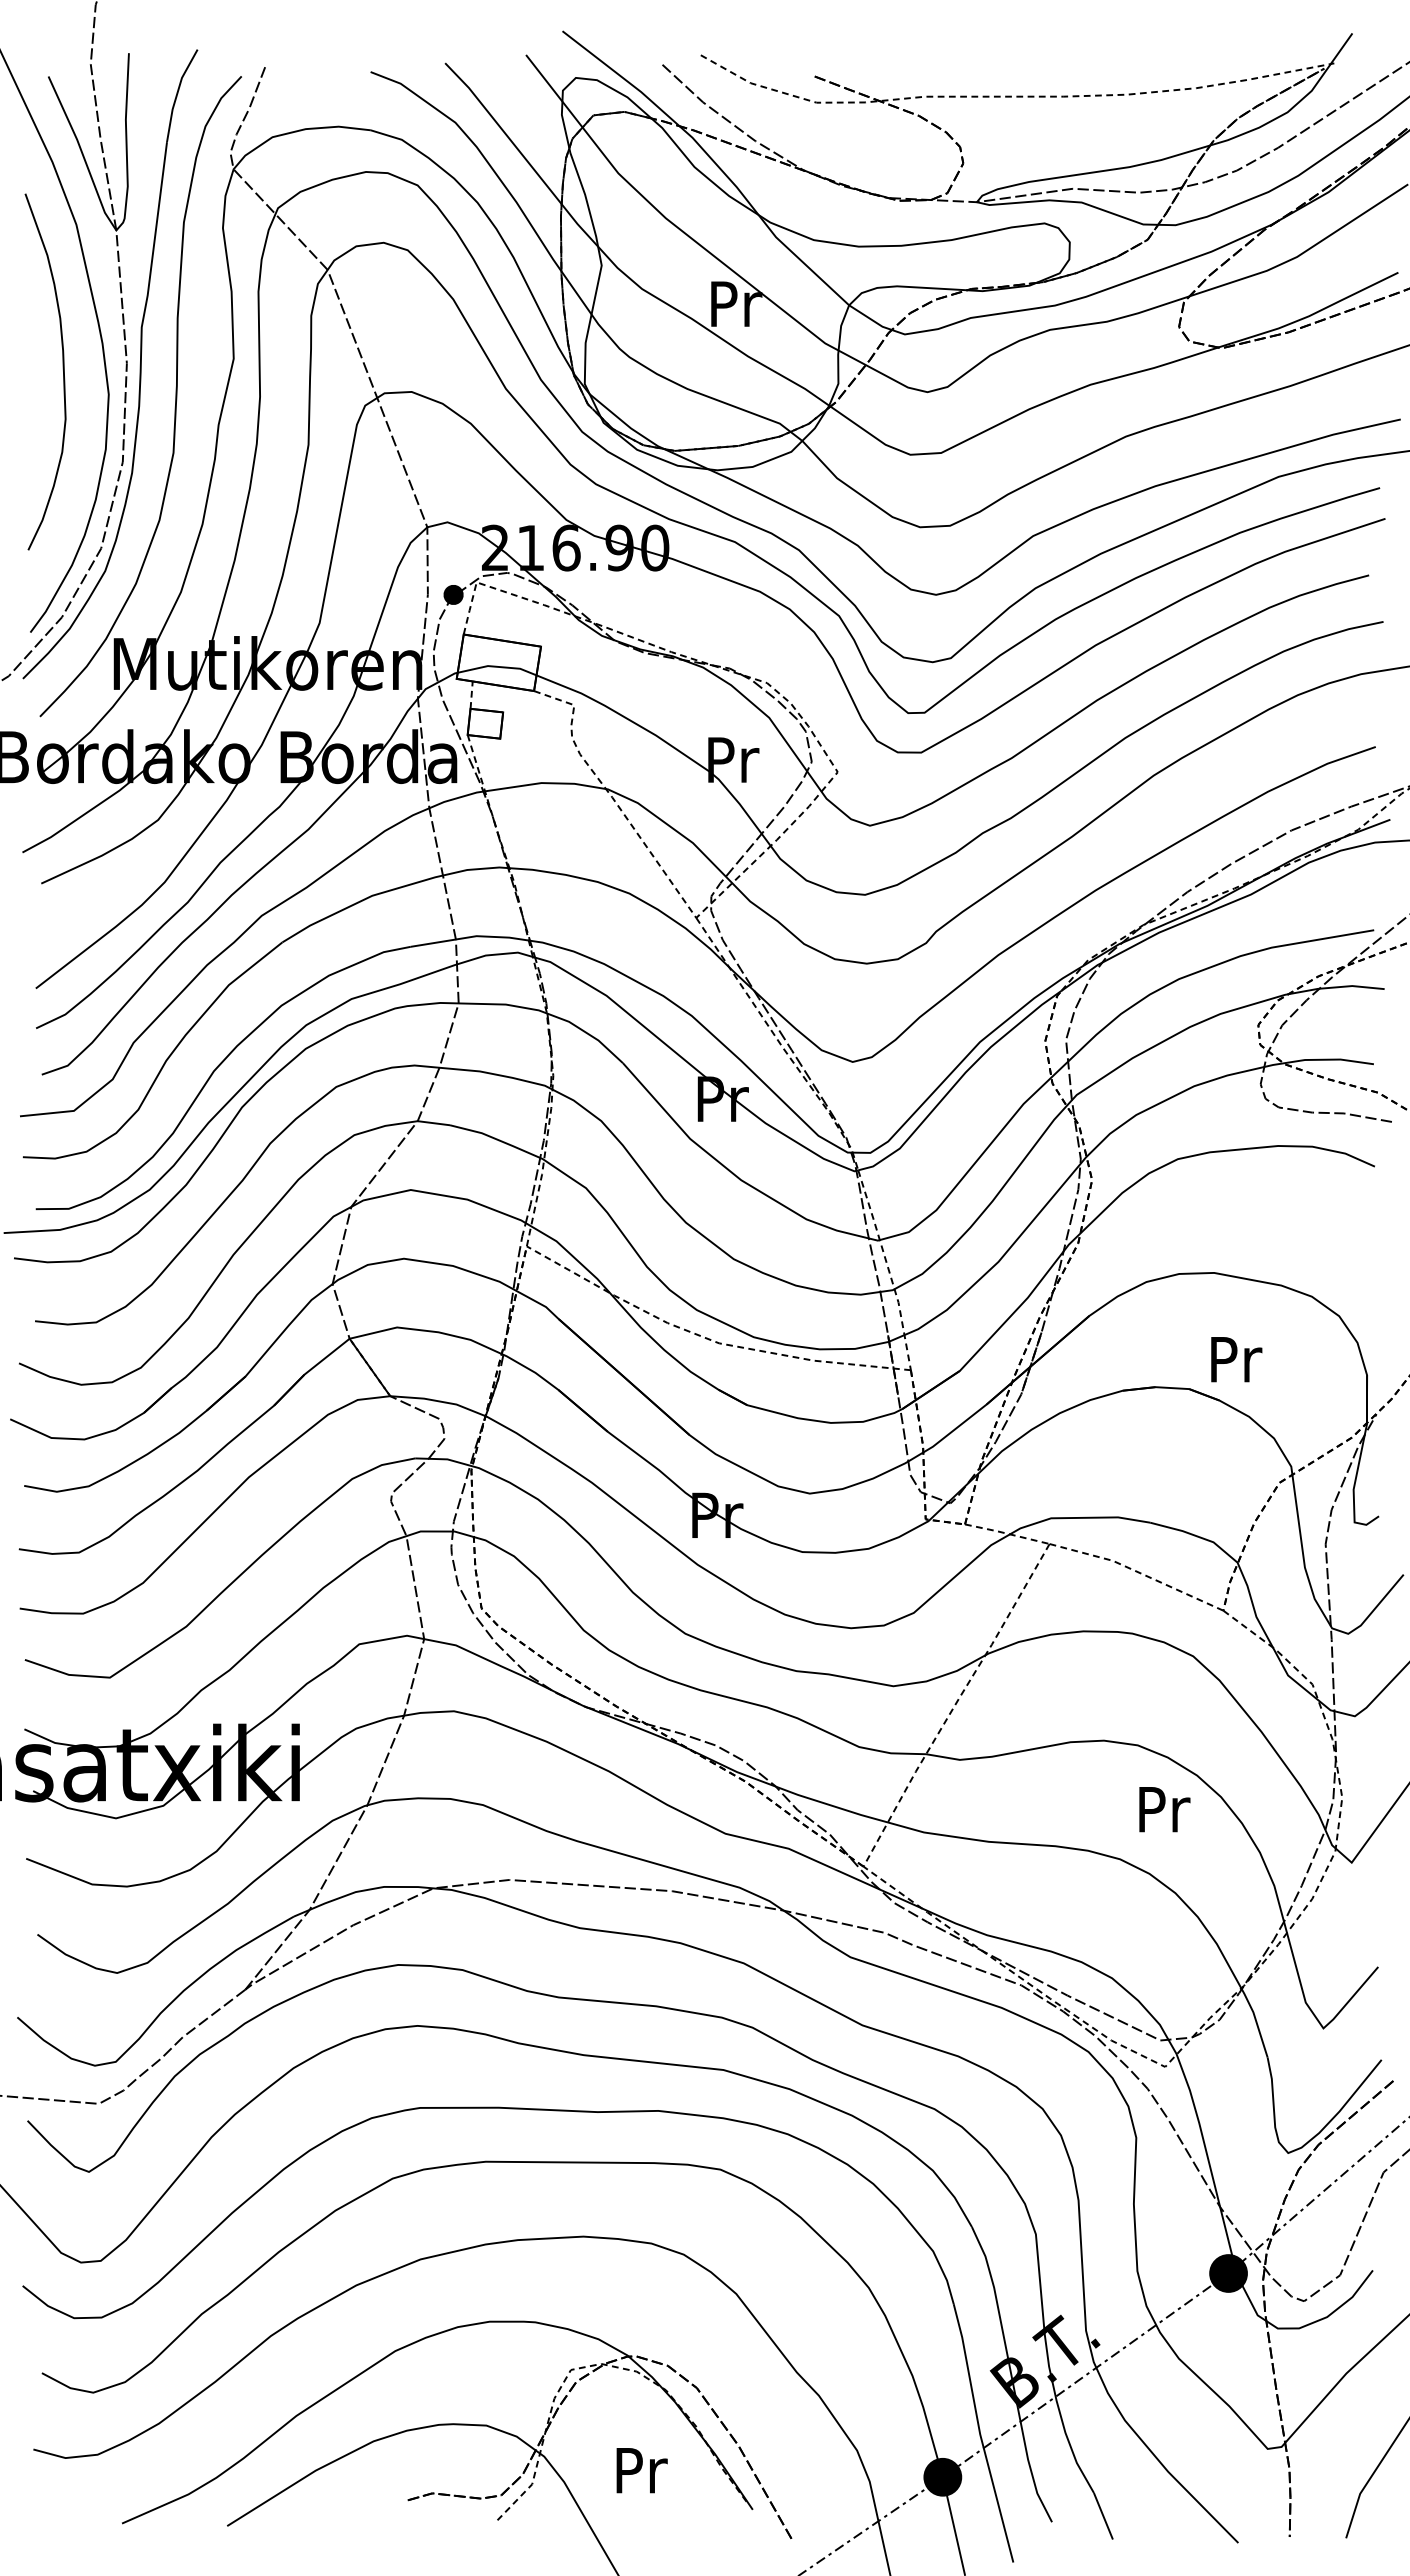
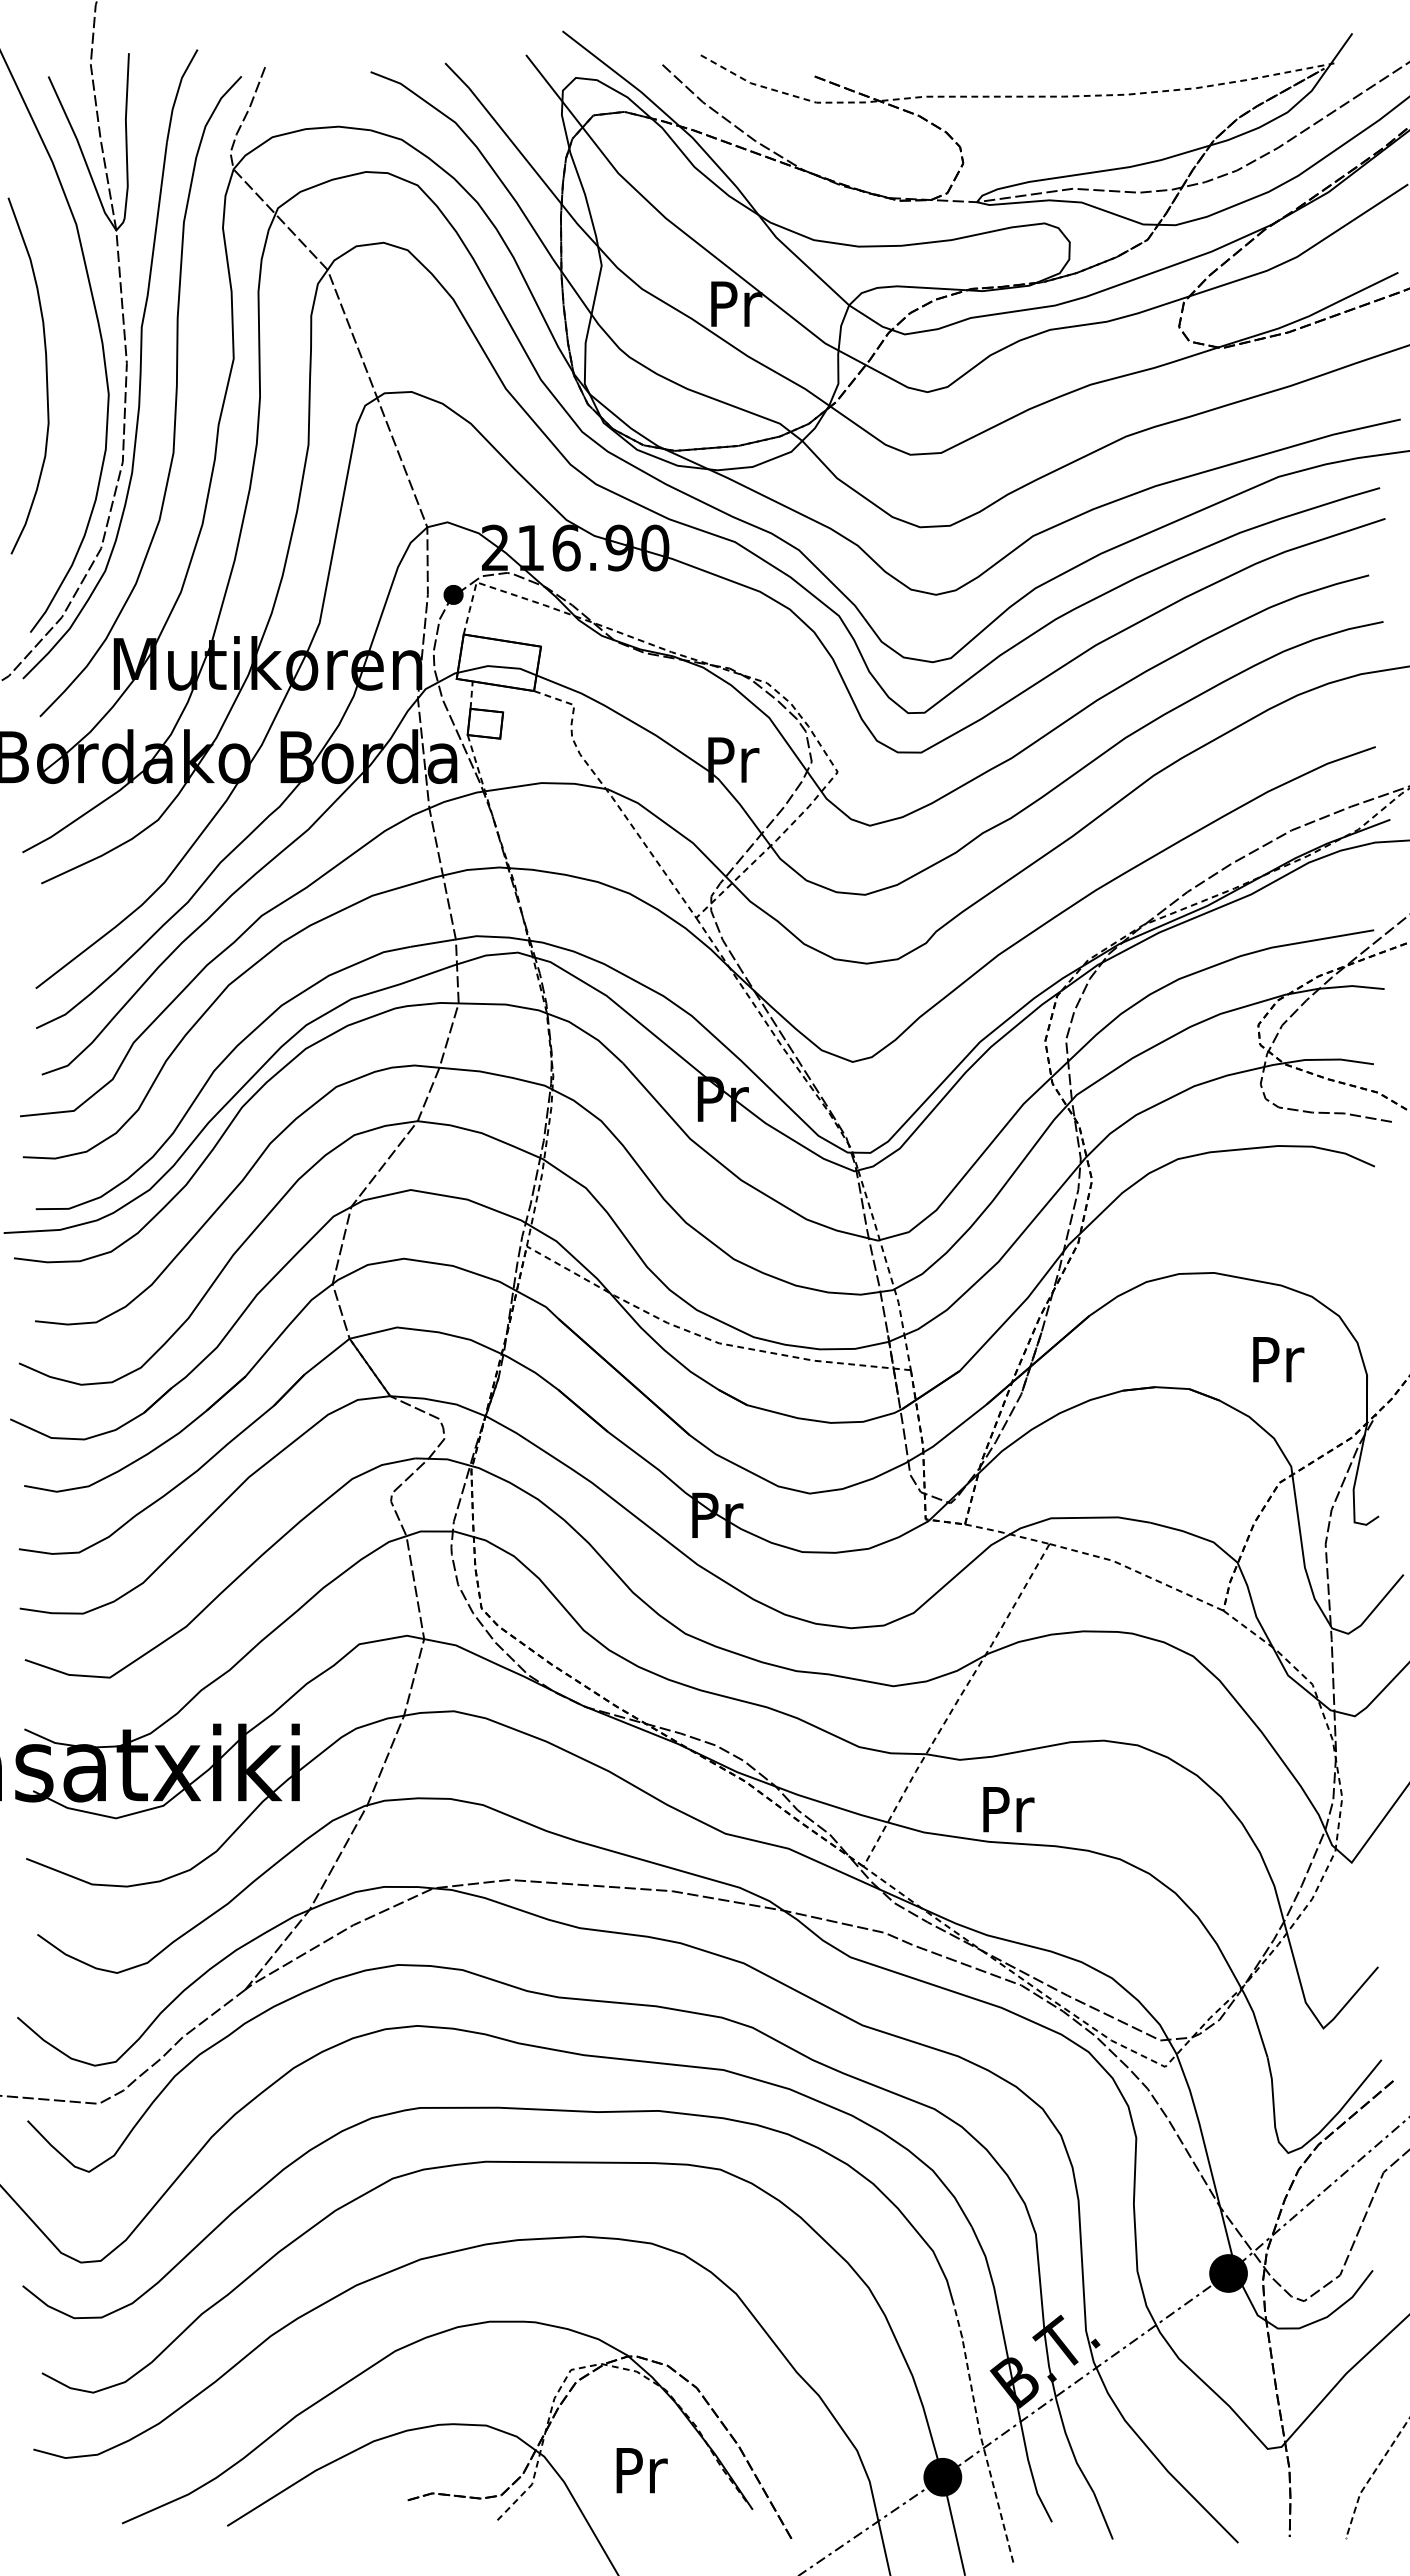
curve position: (62, 369) -> (45, 373) (45, 373)
text position: (1236, 1359) -> (1278, 1359) (1278, 1359)
text position: (1164, 1809) -> (1008, 1809) (1008, 1809)
line: solid -> dashed (980, 2433)
line: solid -> dashed (1371, 2476)
